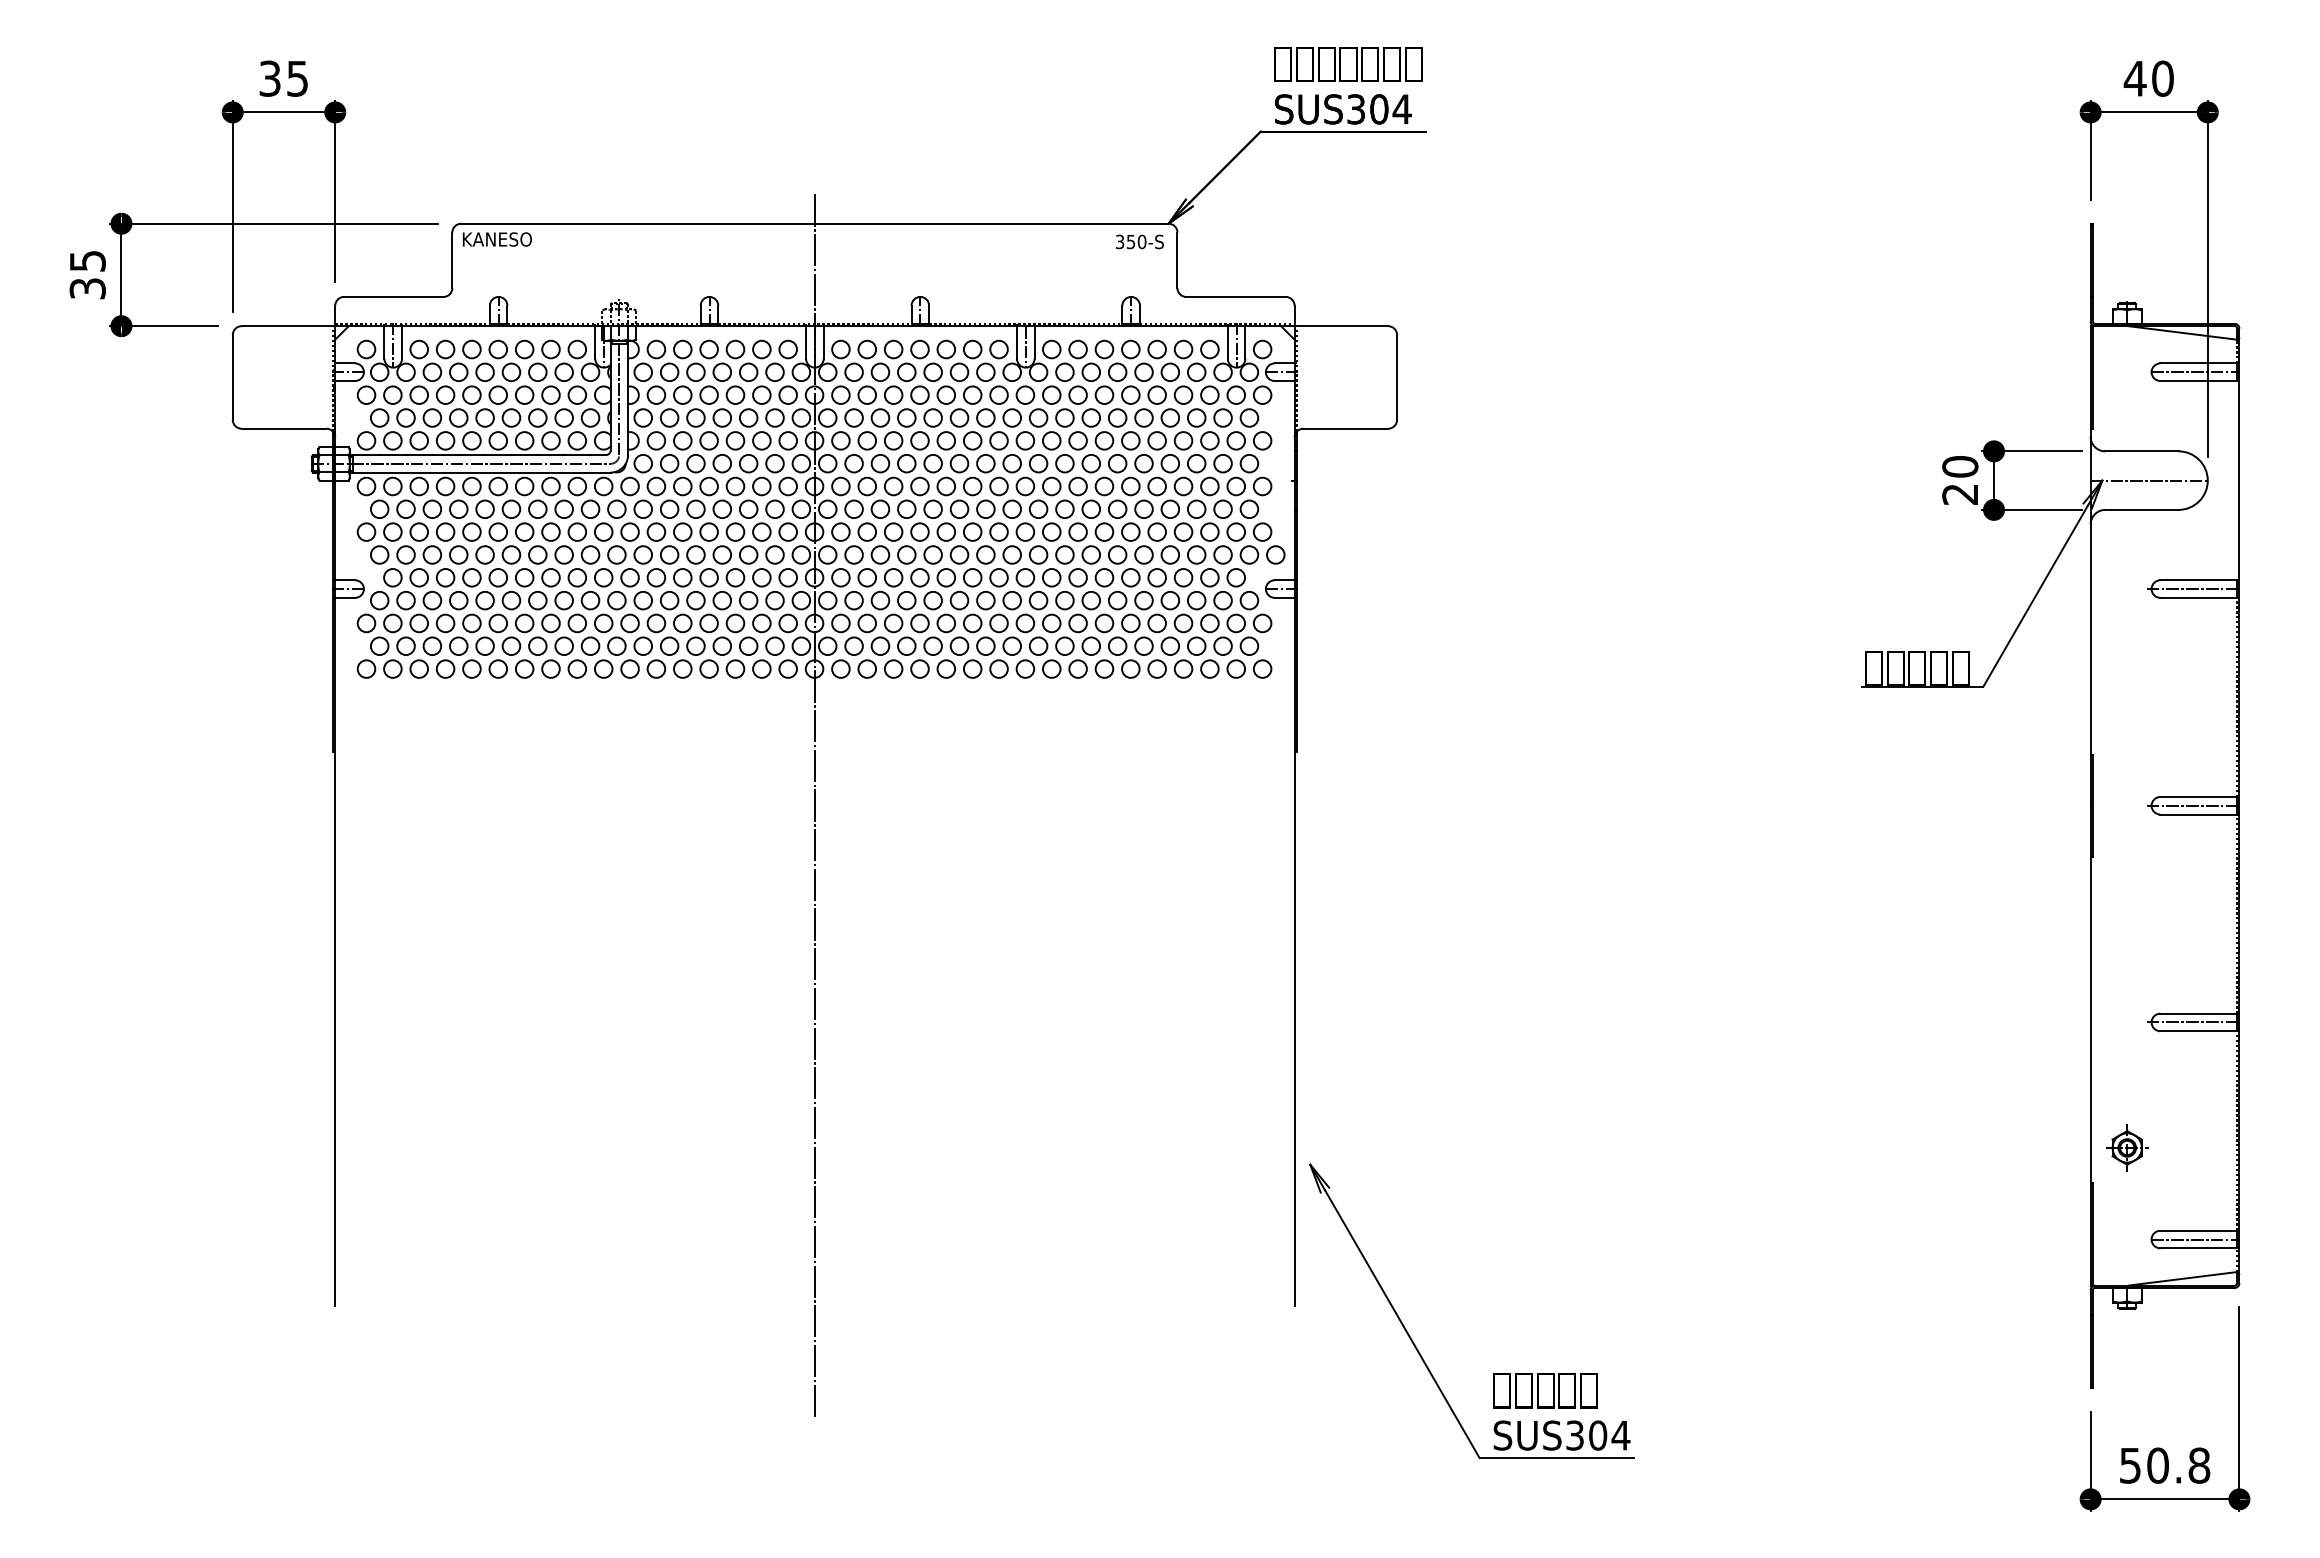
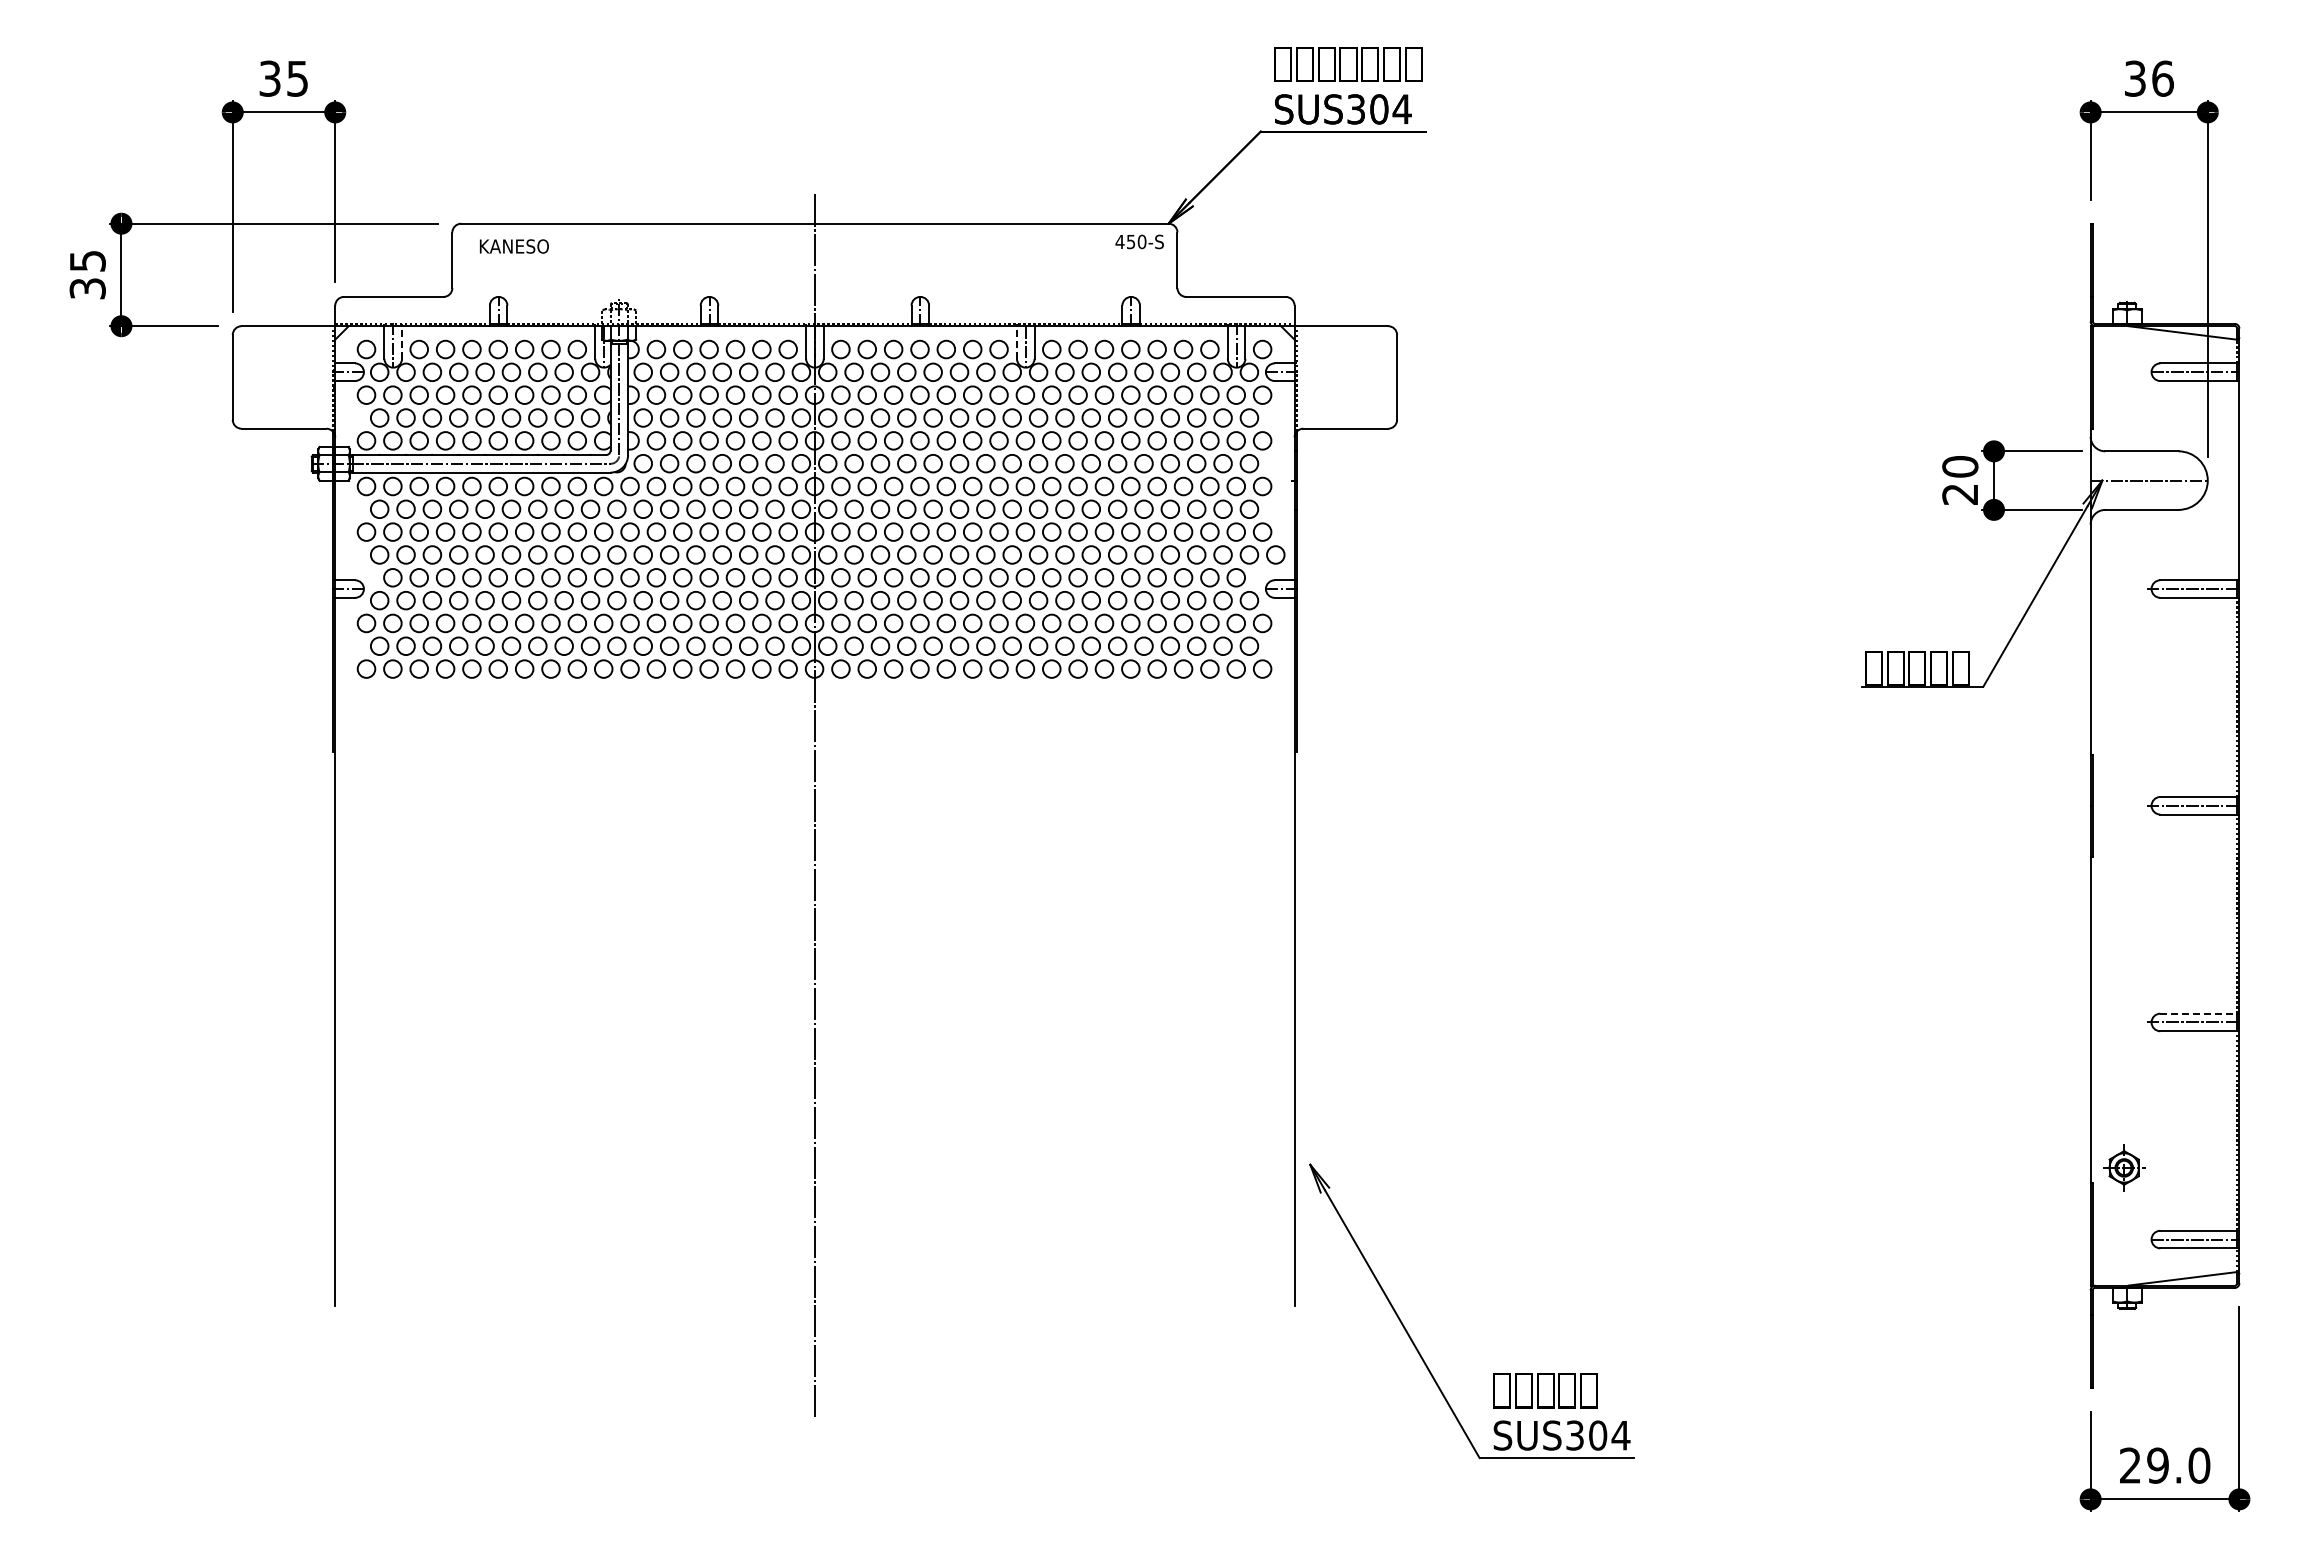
text: 40 -> 36 (2148, 78)
text position: (497, 239) -> (514, 246) (514, 246)
text: 350-S -> 450-S (1119, 241)
line: solid -> dashed (402, 342)
line: solid -> dashed (1016, 342)
line: solid -> dashed (2199, 1013)
part position: (2127, 1147) -> (2124, 1167) (2124, 1167)
text: 50.8 -> 29.0 (2165, 1465)
